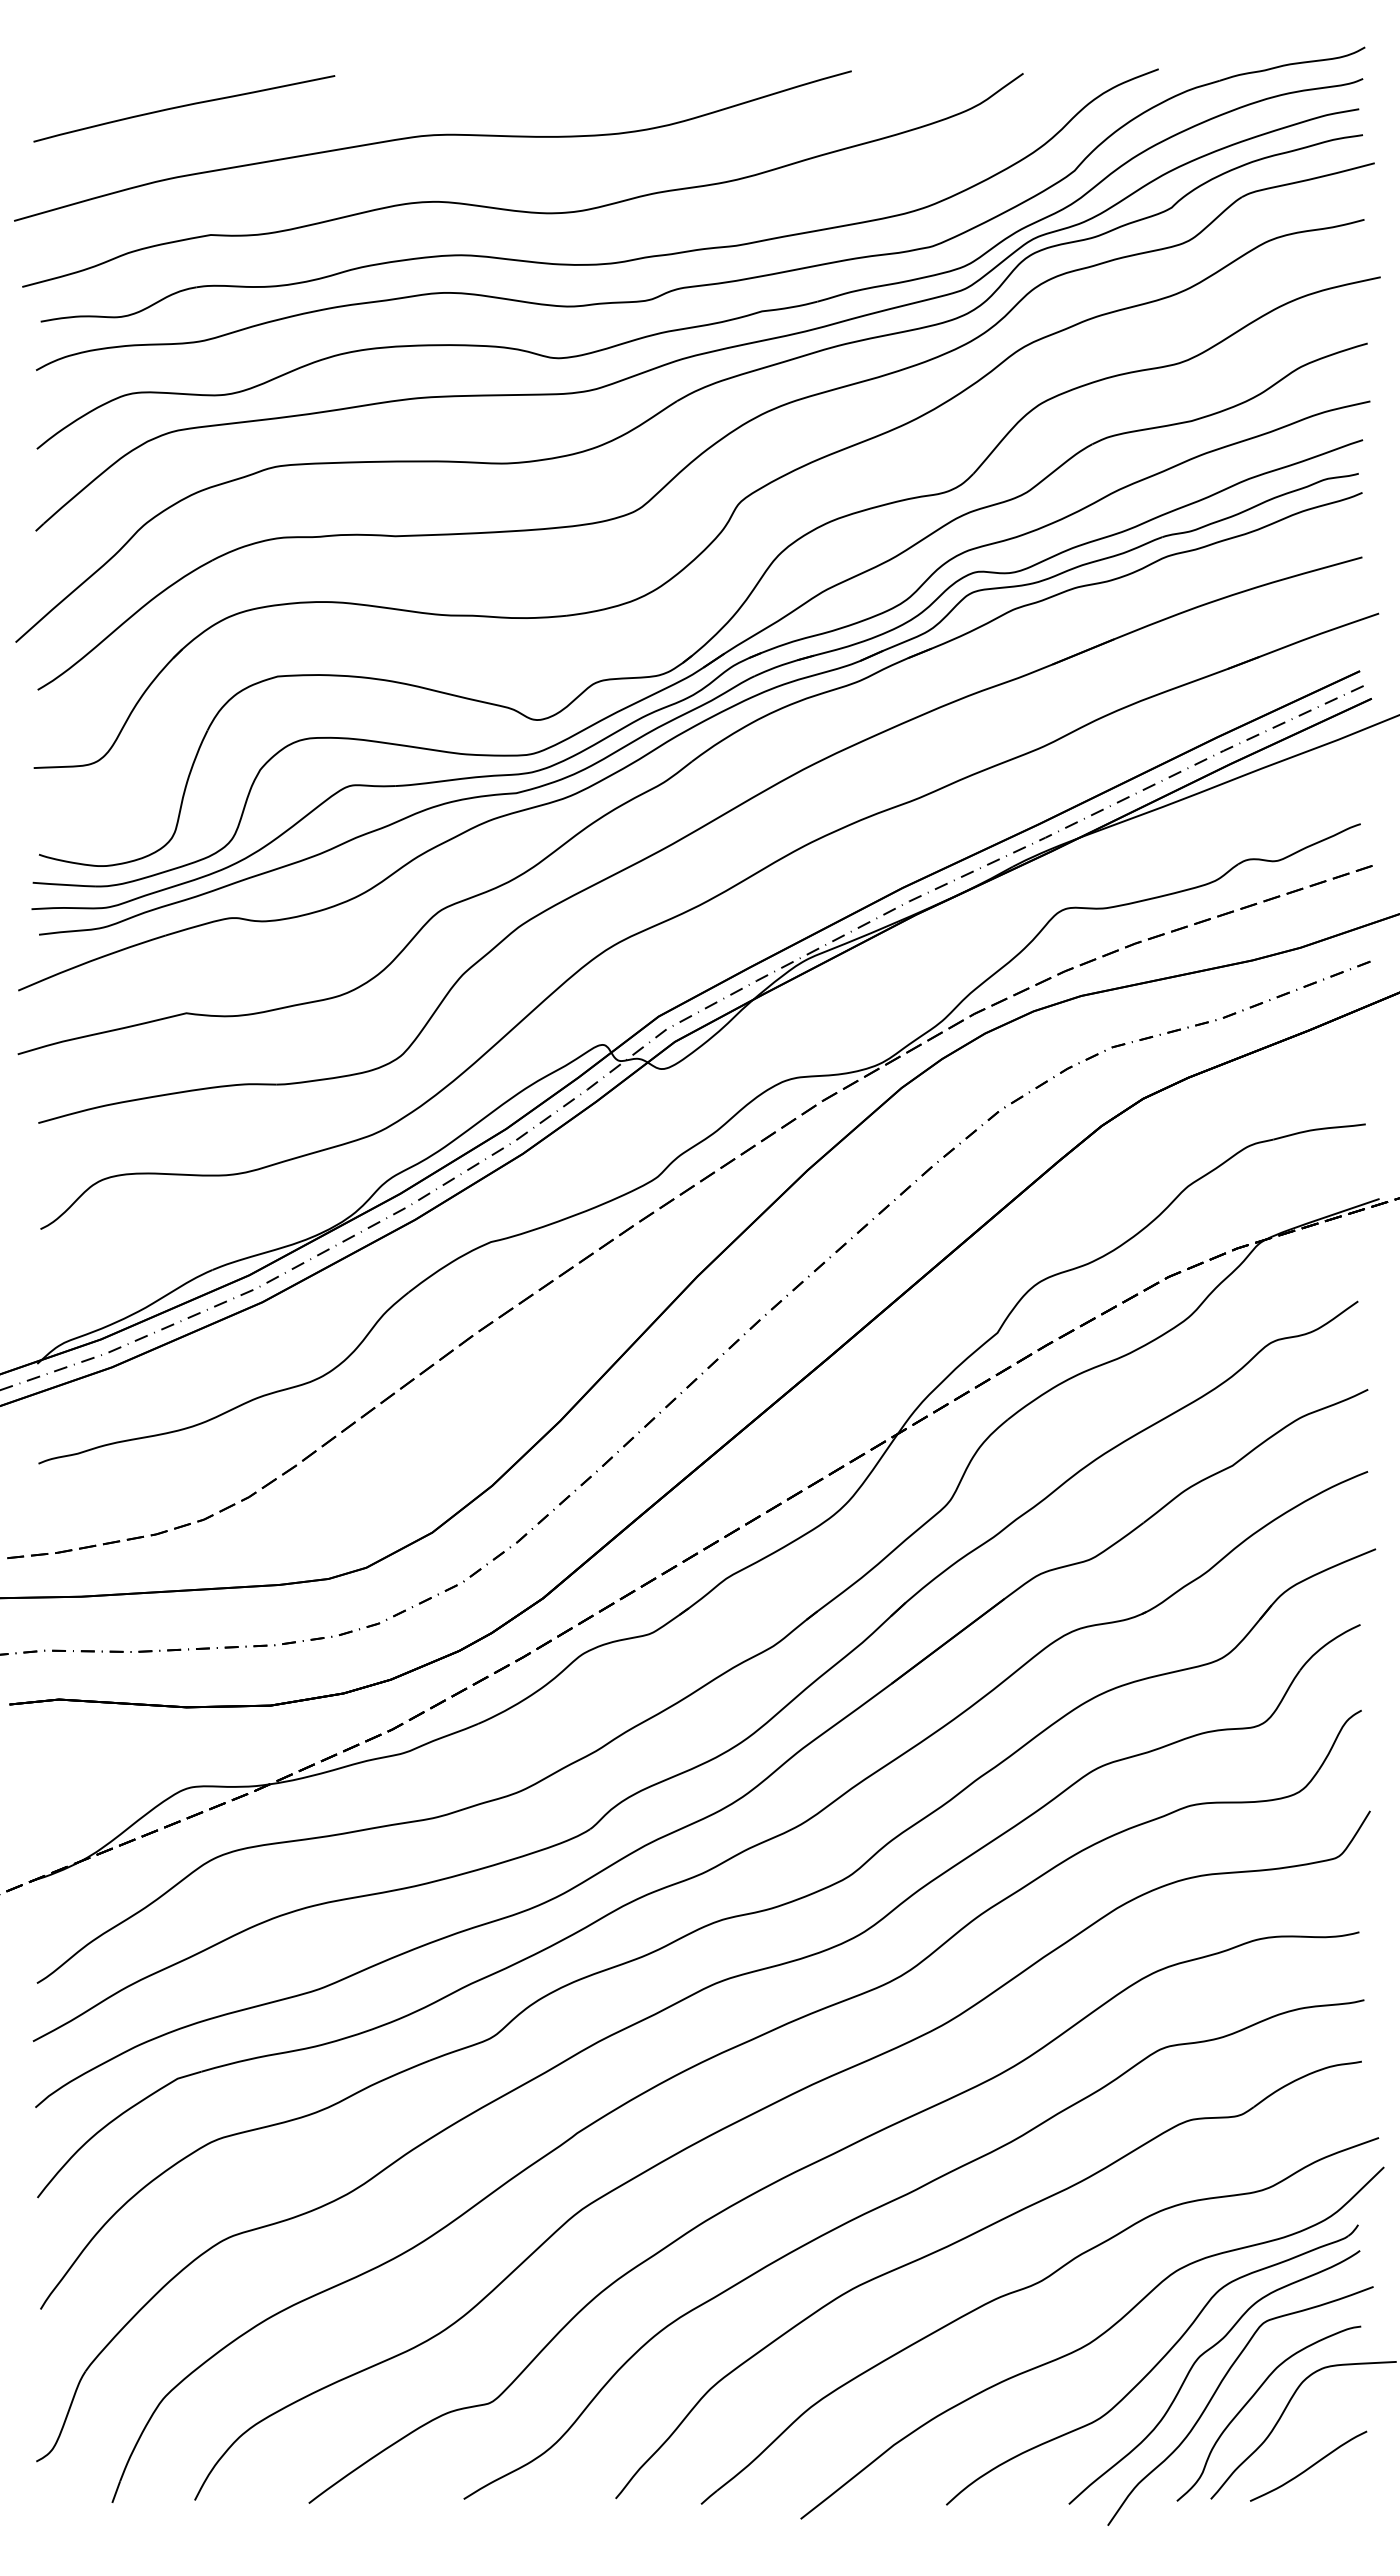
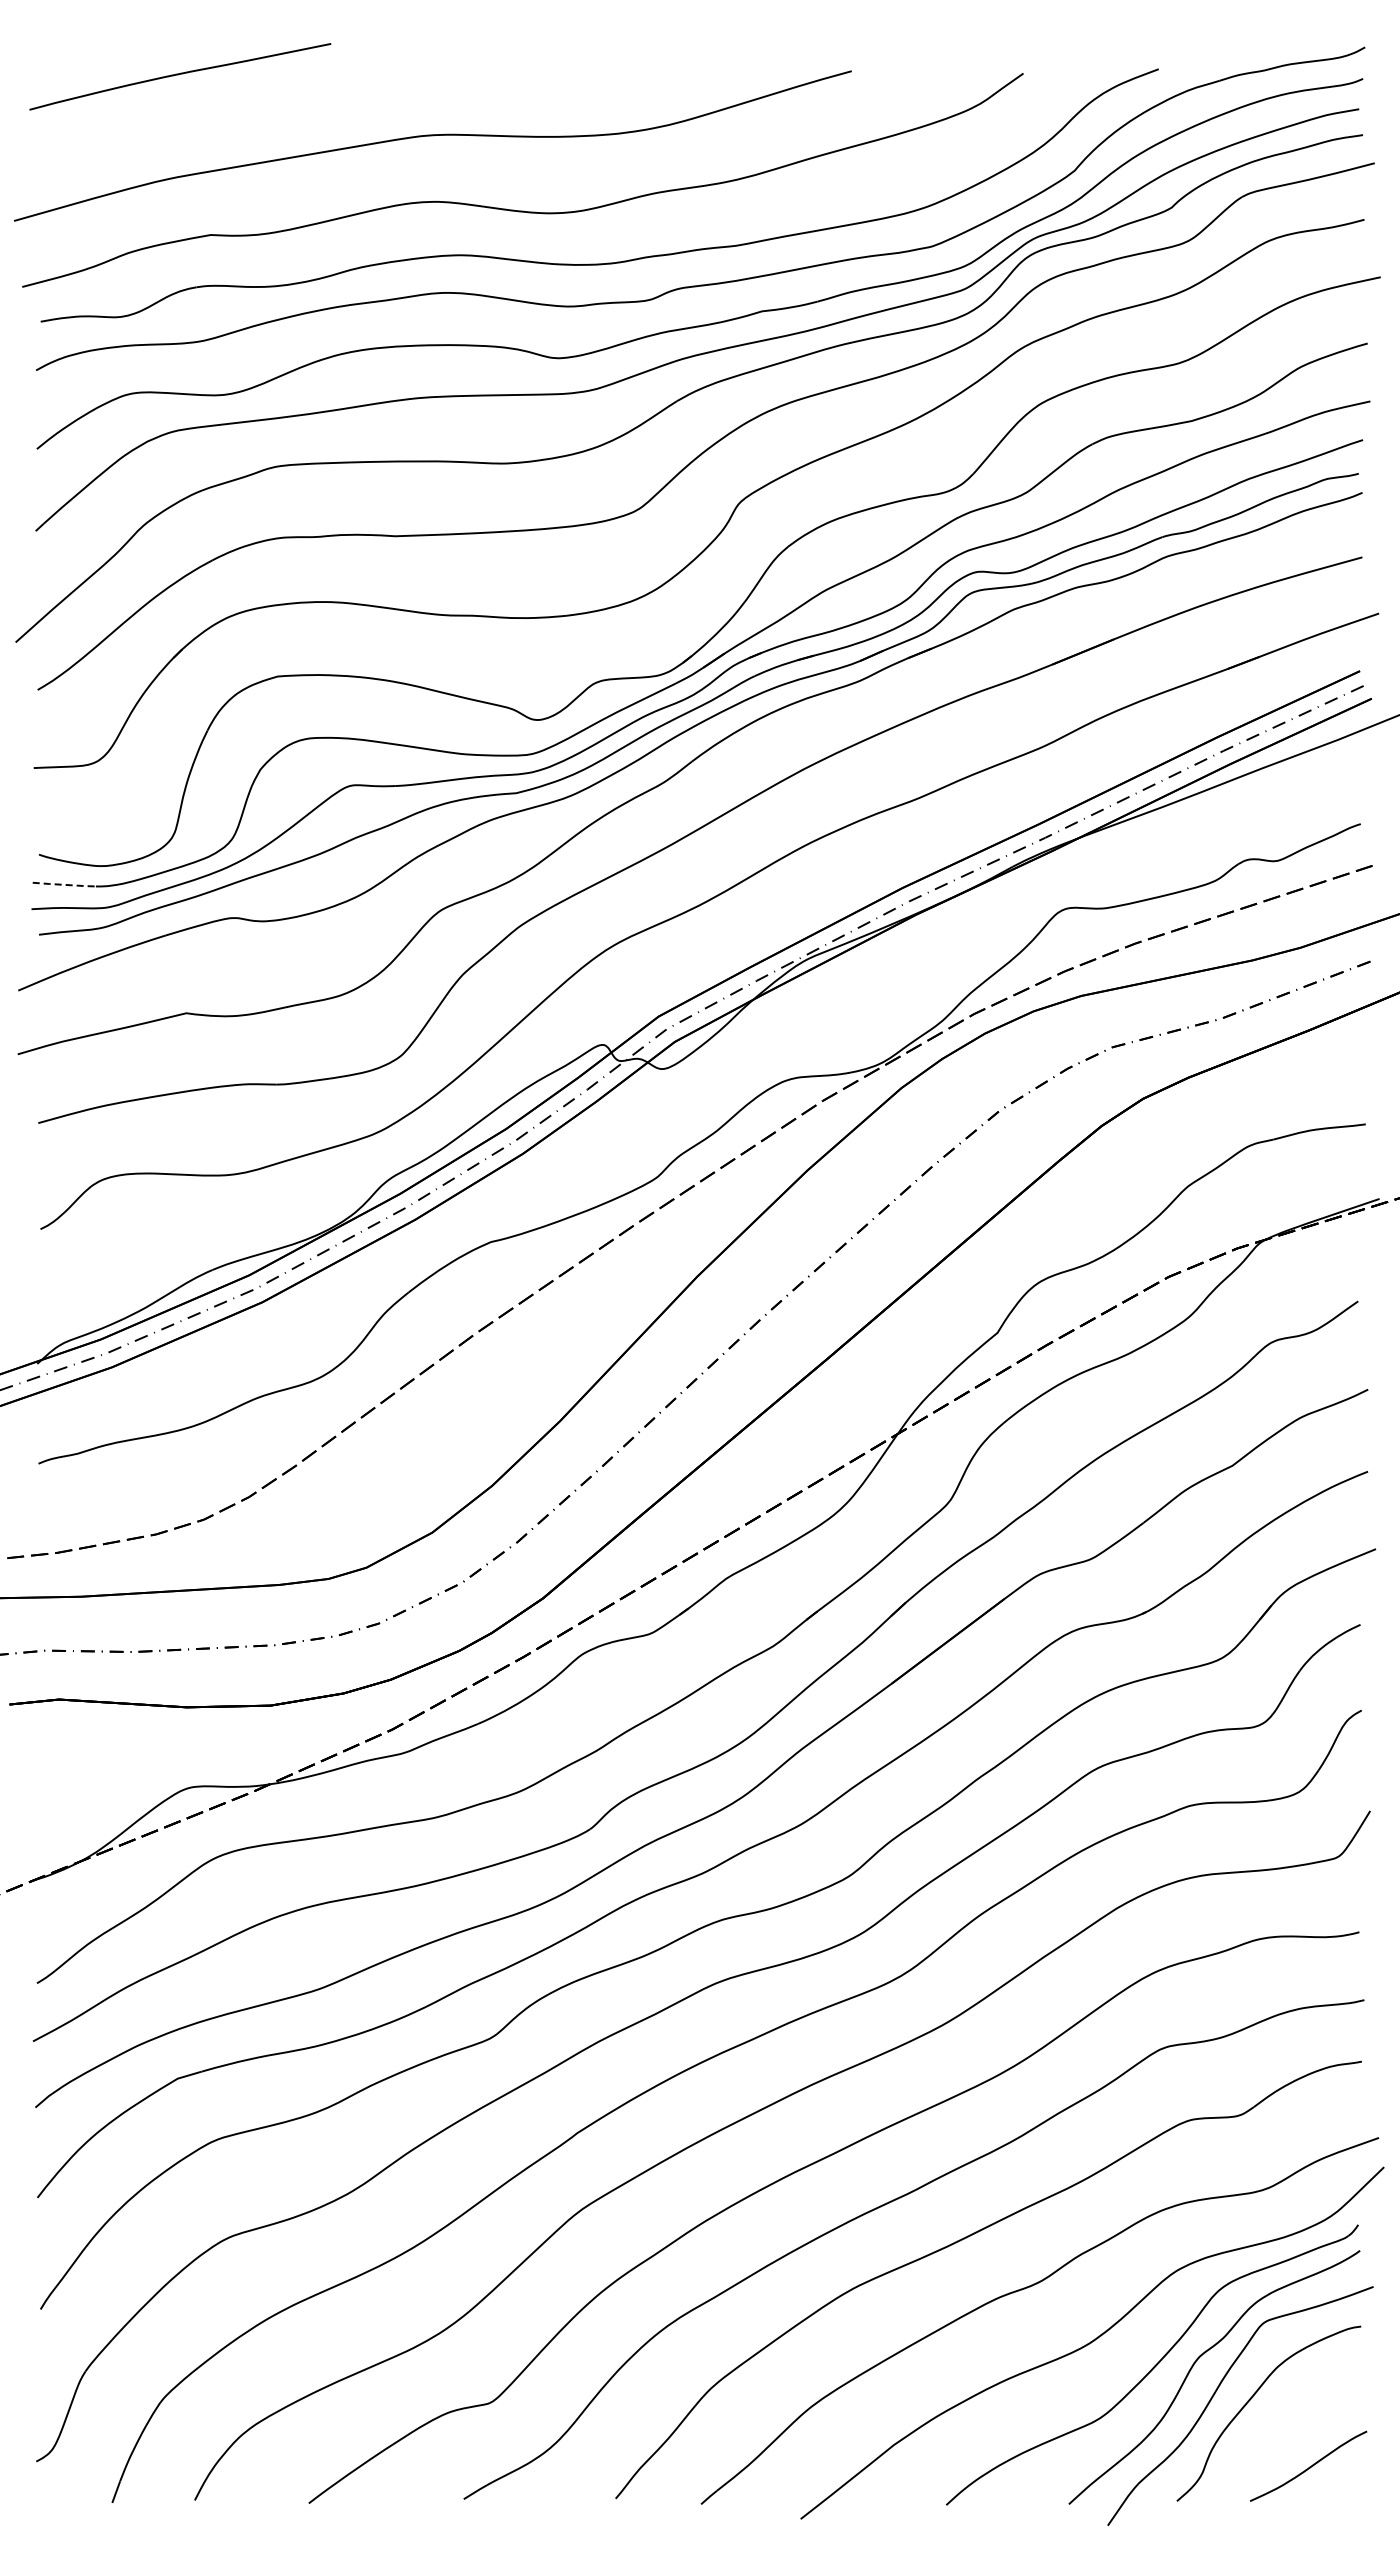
curve position: (184, 106) -> (180, 74) (180, 74)
line: solid -> dashed (65, 884)
curve: present -> none (1282, 2416)
